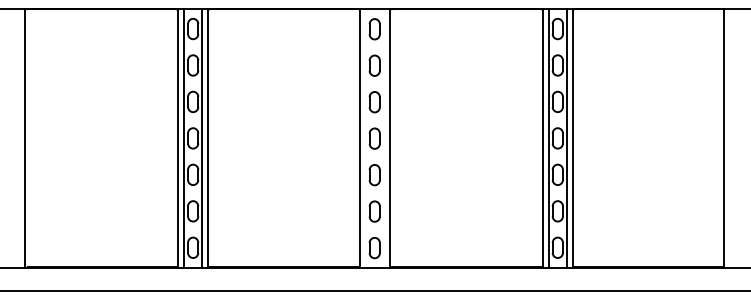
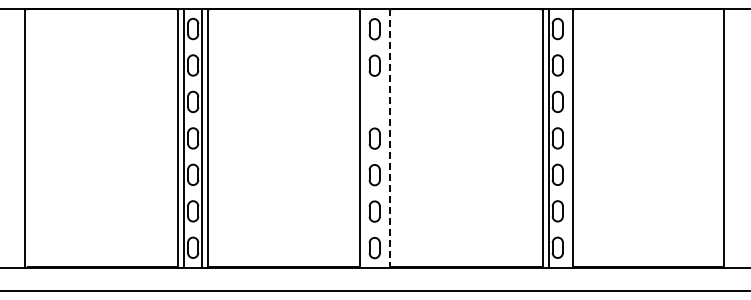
part: present -> none (374, 102)
line: present -> none (566, 137)
line: solid -> dashed (389, 138)
